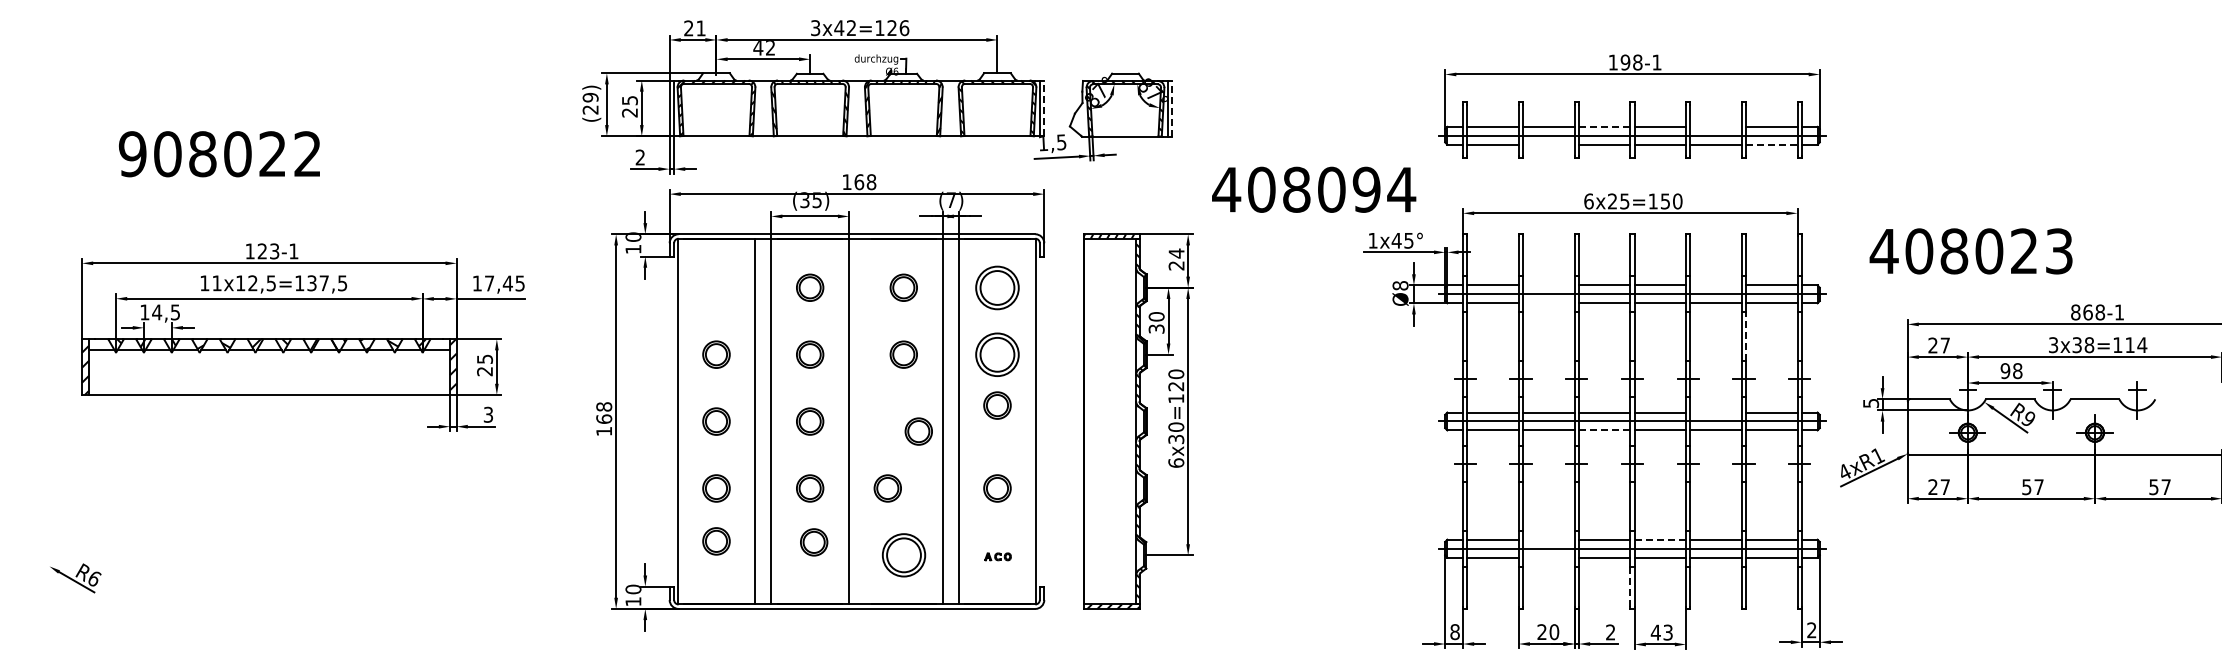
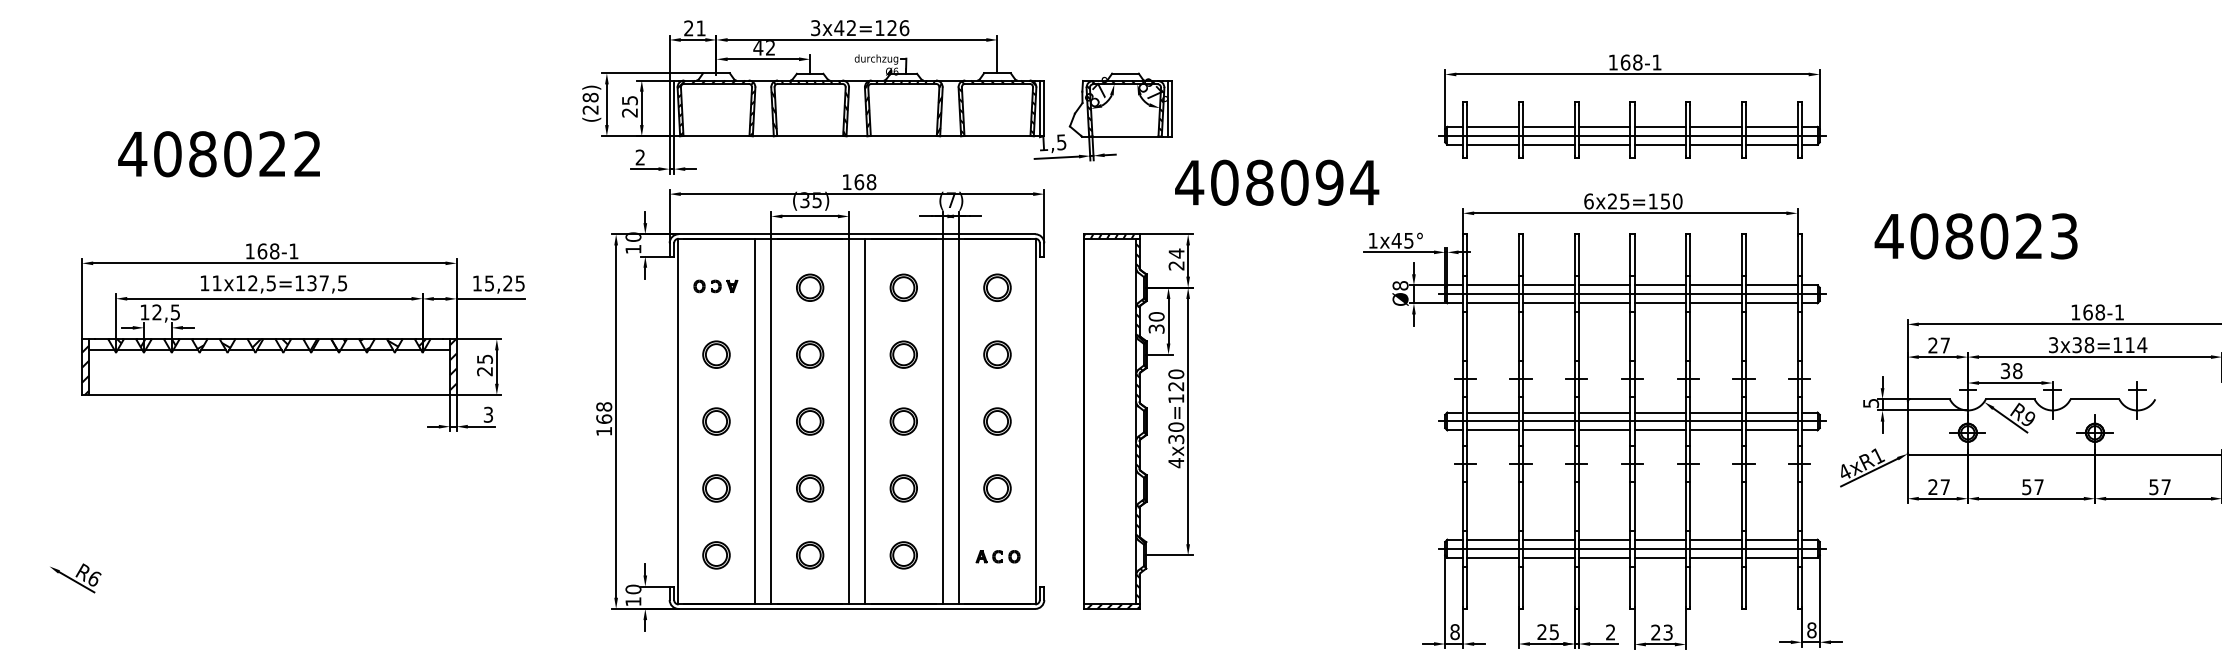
text: 198 -> 168 (1625, 62)
text: 29 -> 28 (590, 97)
line: dashed -> solid (1044, 108)
line: dashed -> solid (1172, 108)
line: dashed -> solid (1604, 126)
line: none -> present (1715, 126)
line: none -> present (1548, 144)
line: dashed -> solid (1771, 144)
text: 908022 -> 408022 (132, 154)
text position: (1314, 189) -> (1277, 182) (1277, 182)
text: 123 -> 168 (268, 251)
text position: (1970, 251) -> (1975, 236) (1975, 236)
text: 17,45 -> 15,25 (498, 283)
line: none -> present (1548, 285)
line: none -> present (1715, 285)
part: none -> present (715, 286)
part size: 45x46 px -> 29x29 px (997, 287)
line: none -> present (1548, 303)
text: 14,5 -> 12,5 (157, 312)
text: 868 -> 168 (2075, 312)
line: dashed -> solid (1746, 336)
part size: 45x45 px -> 29x29 px (997, 354)
text: 98 -> 38 (2005, 370)
part position: (997, 405) -> (997, 421) (997, 421)
line: none -> present (1715, 412)
line: none -> present (864, 421)
line: dashed -> solid (1604, 430)
part position: (918, 431) -> (903, 421) (903, 421)
text: 6x30= -> 4x30= (1176, 463)
part position: (887, 488) -> (903, 488) (903, 488)
line: none -> present (1548, 539)
line: dashed -> solid (1660, 539)
part position: (716, 541) -> (716, 555) (716, 555)
part position: (814, 542) -> (810, 555) (810, 555)
part size: 46x45 px -> 29x29 px (903, 555)
part size: 28x10 px -> 46x14 px (997, 556)
line: none -> present (1548, 557)
line: dashed -> solid (1630, 587)
text: 2 -> 8 (1811, 630)
text: 20 -> 25 (1554, 632)
text: 43 -> 23 (1655, 632)
